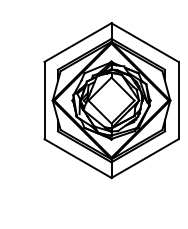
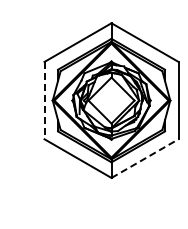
line: solid -> dashed (44, 100)
line: solid -> dashed (145, 158)
